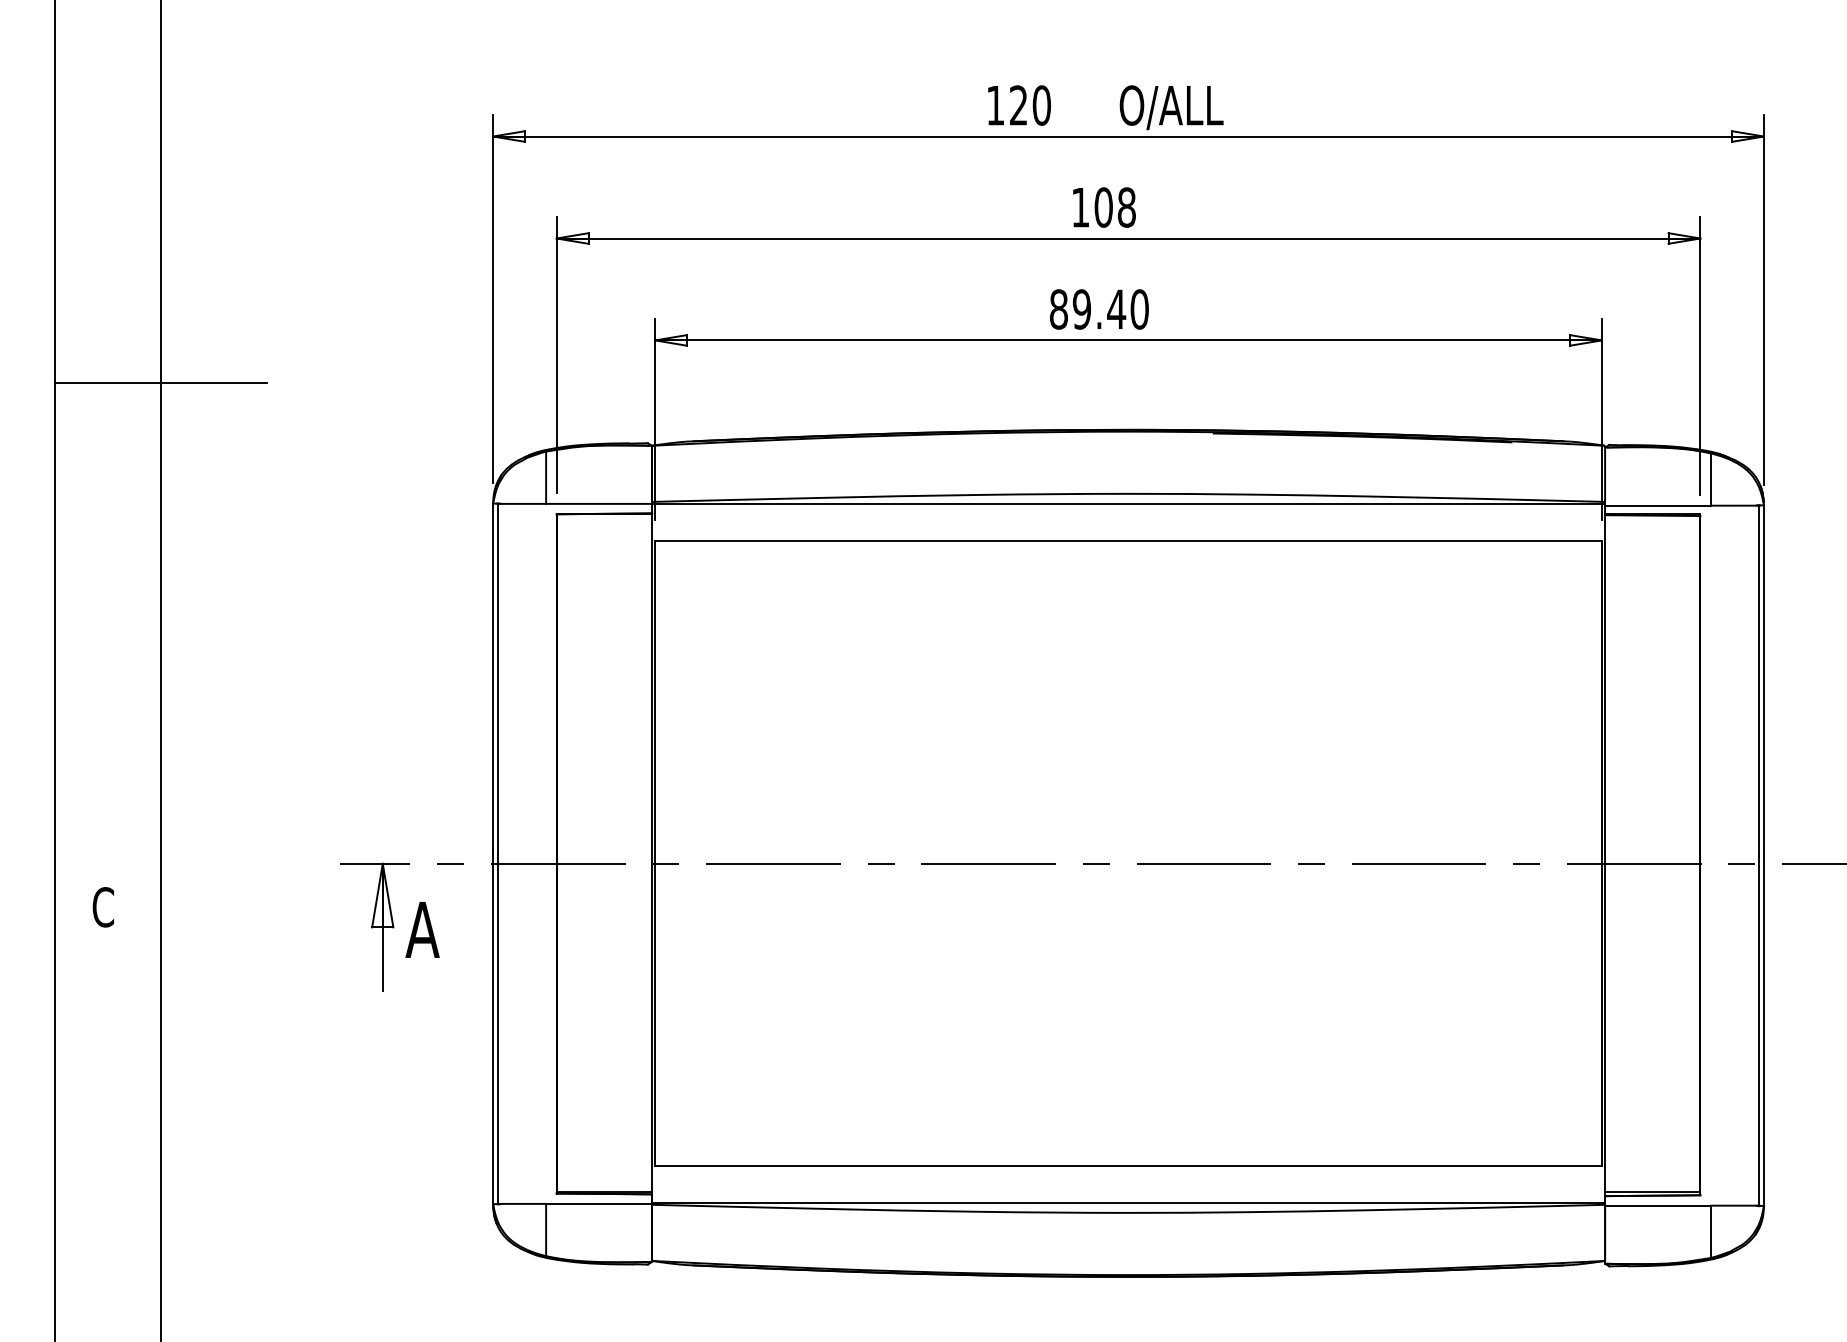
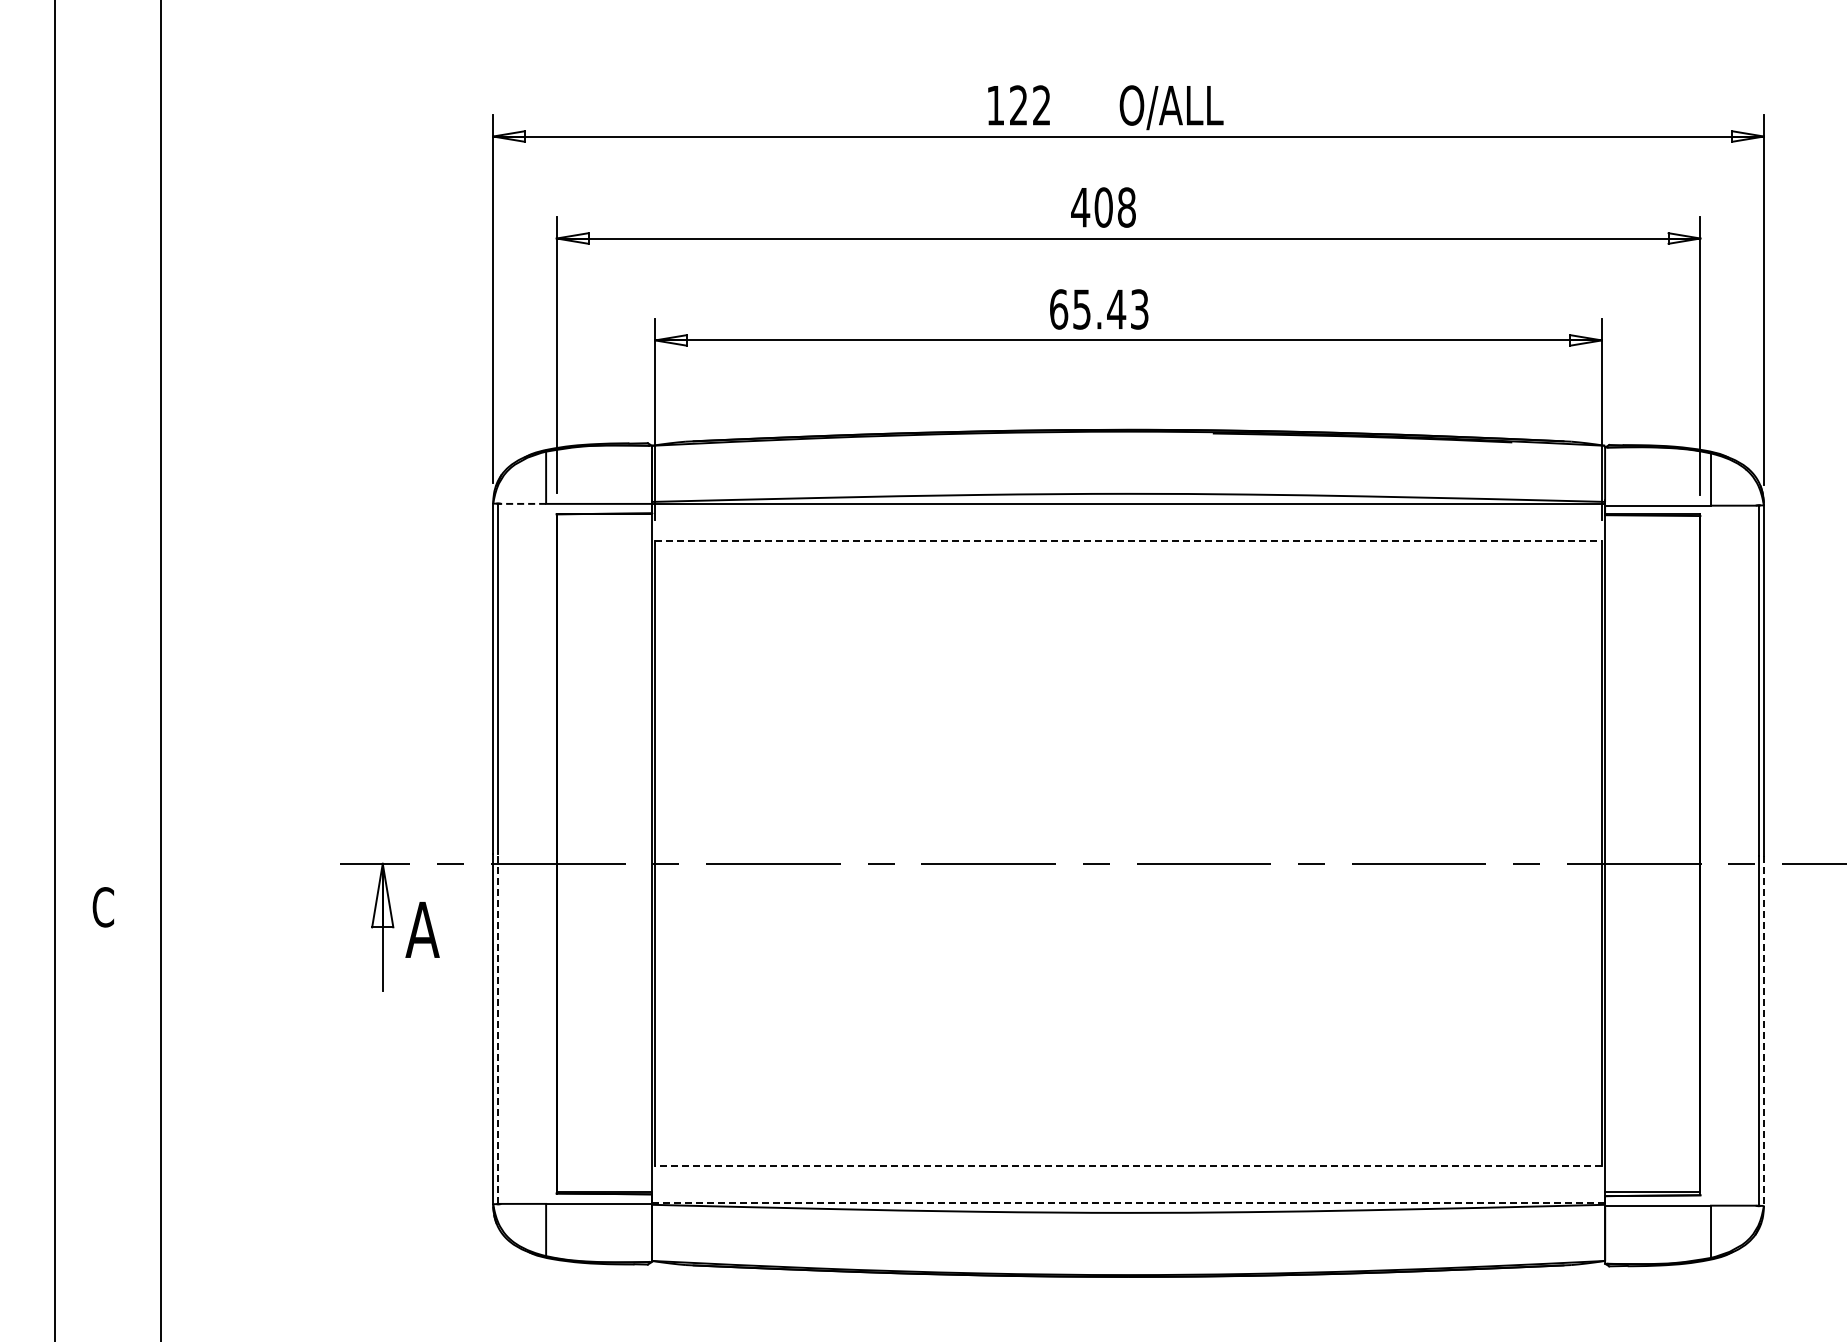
text: 120 -> 122 (1041, 105)
text: 108 -> 408 (1080, 207)
text: 89.40 -> 65.43 (1099, 309)
line: present -> none (161, 382)
line: solid -> dashed (522, 503)
line: solid -> dashed (1129, 540)
line: solid -> dashed (498, 1028)
line: solid -> dashed (1763, 1030)
line: solid -> dashed (1128, 1165)
line: solid -> dashed (1128, 1202)
